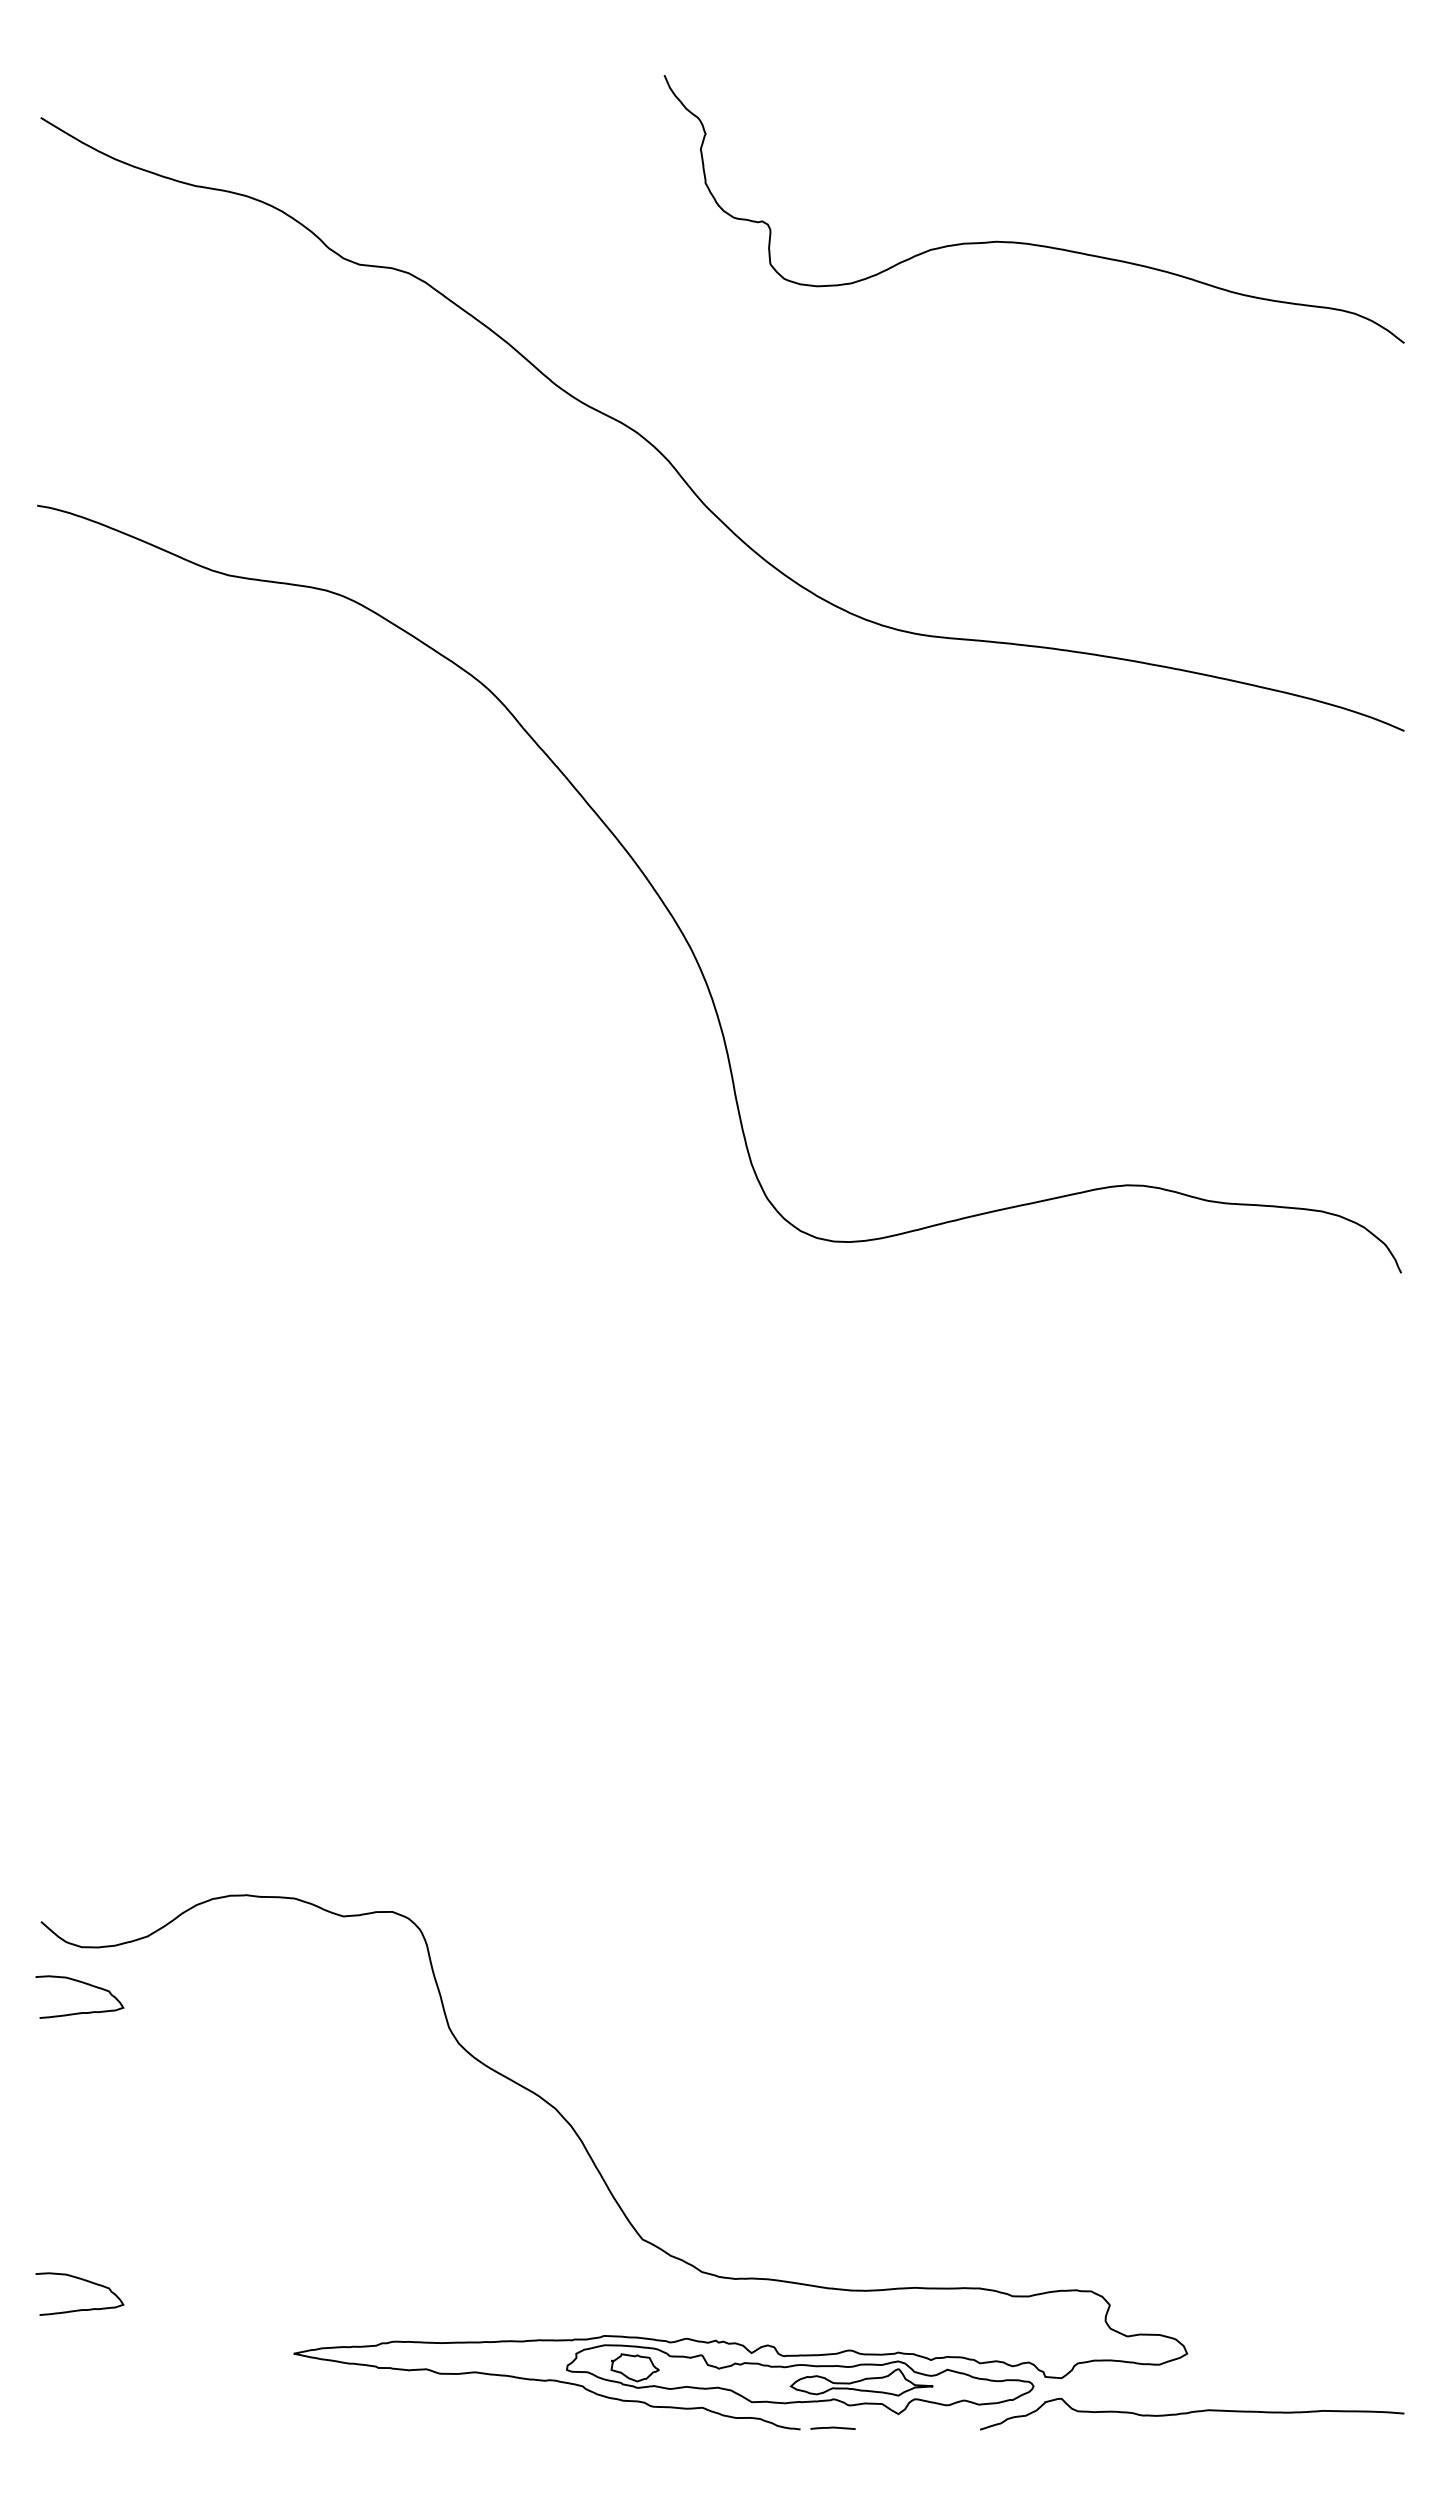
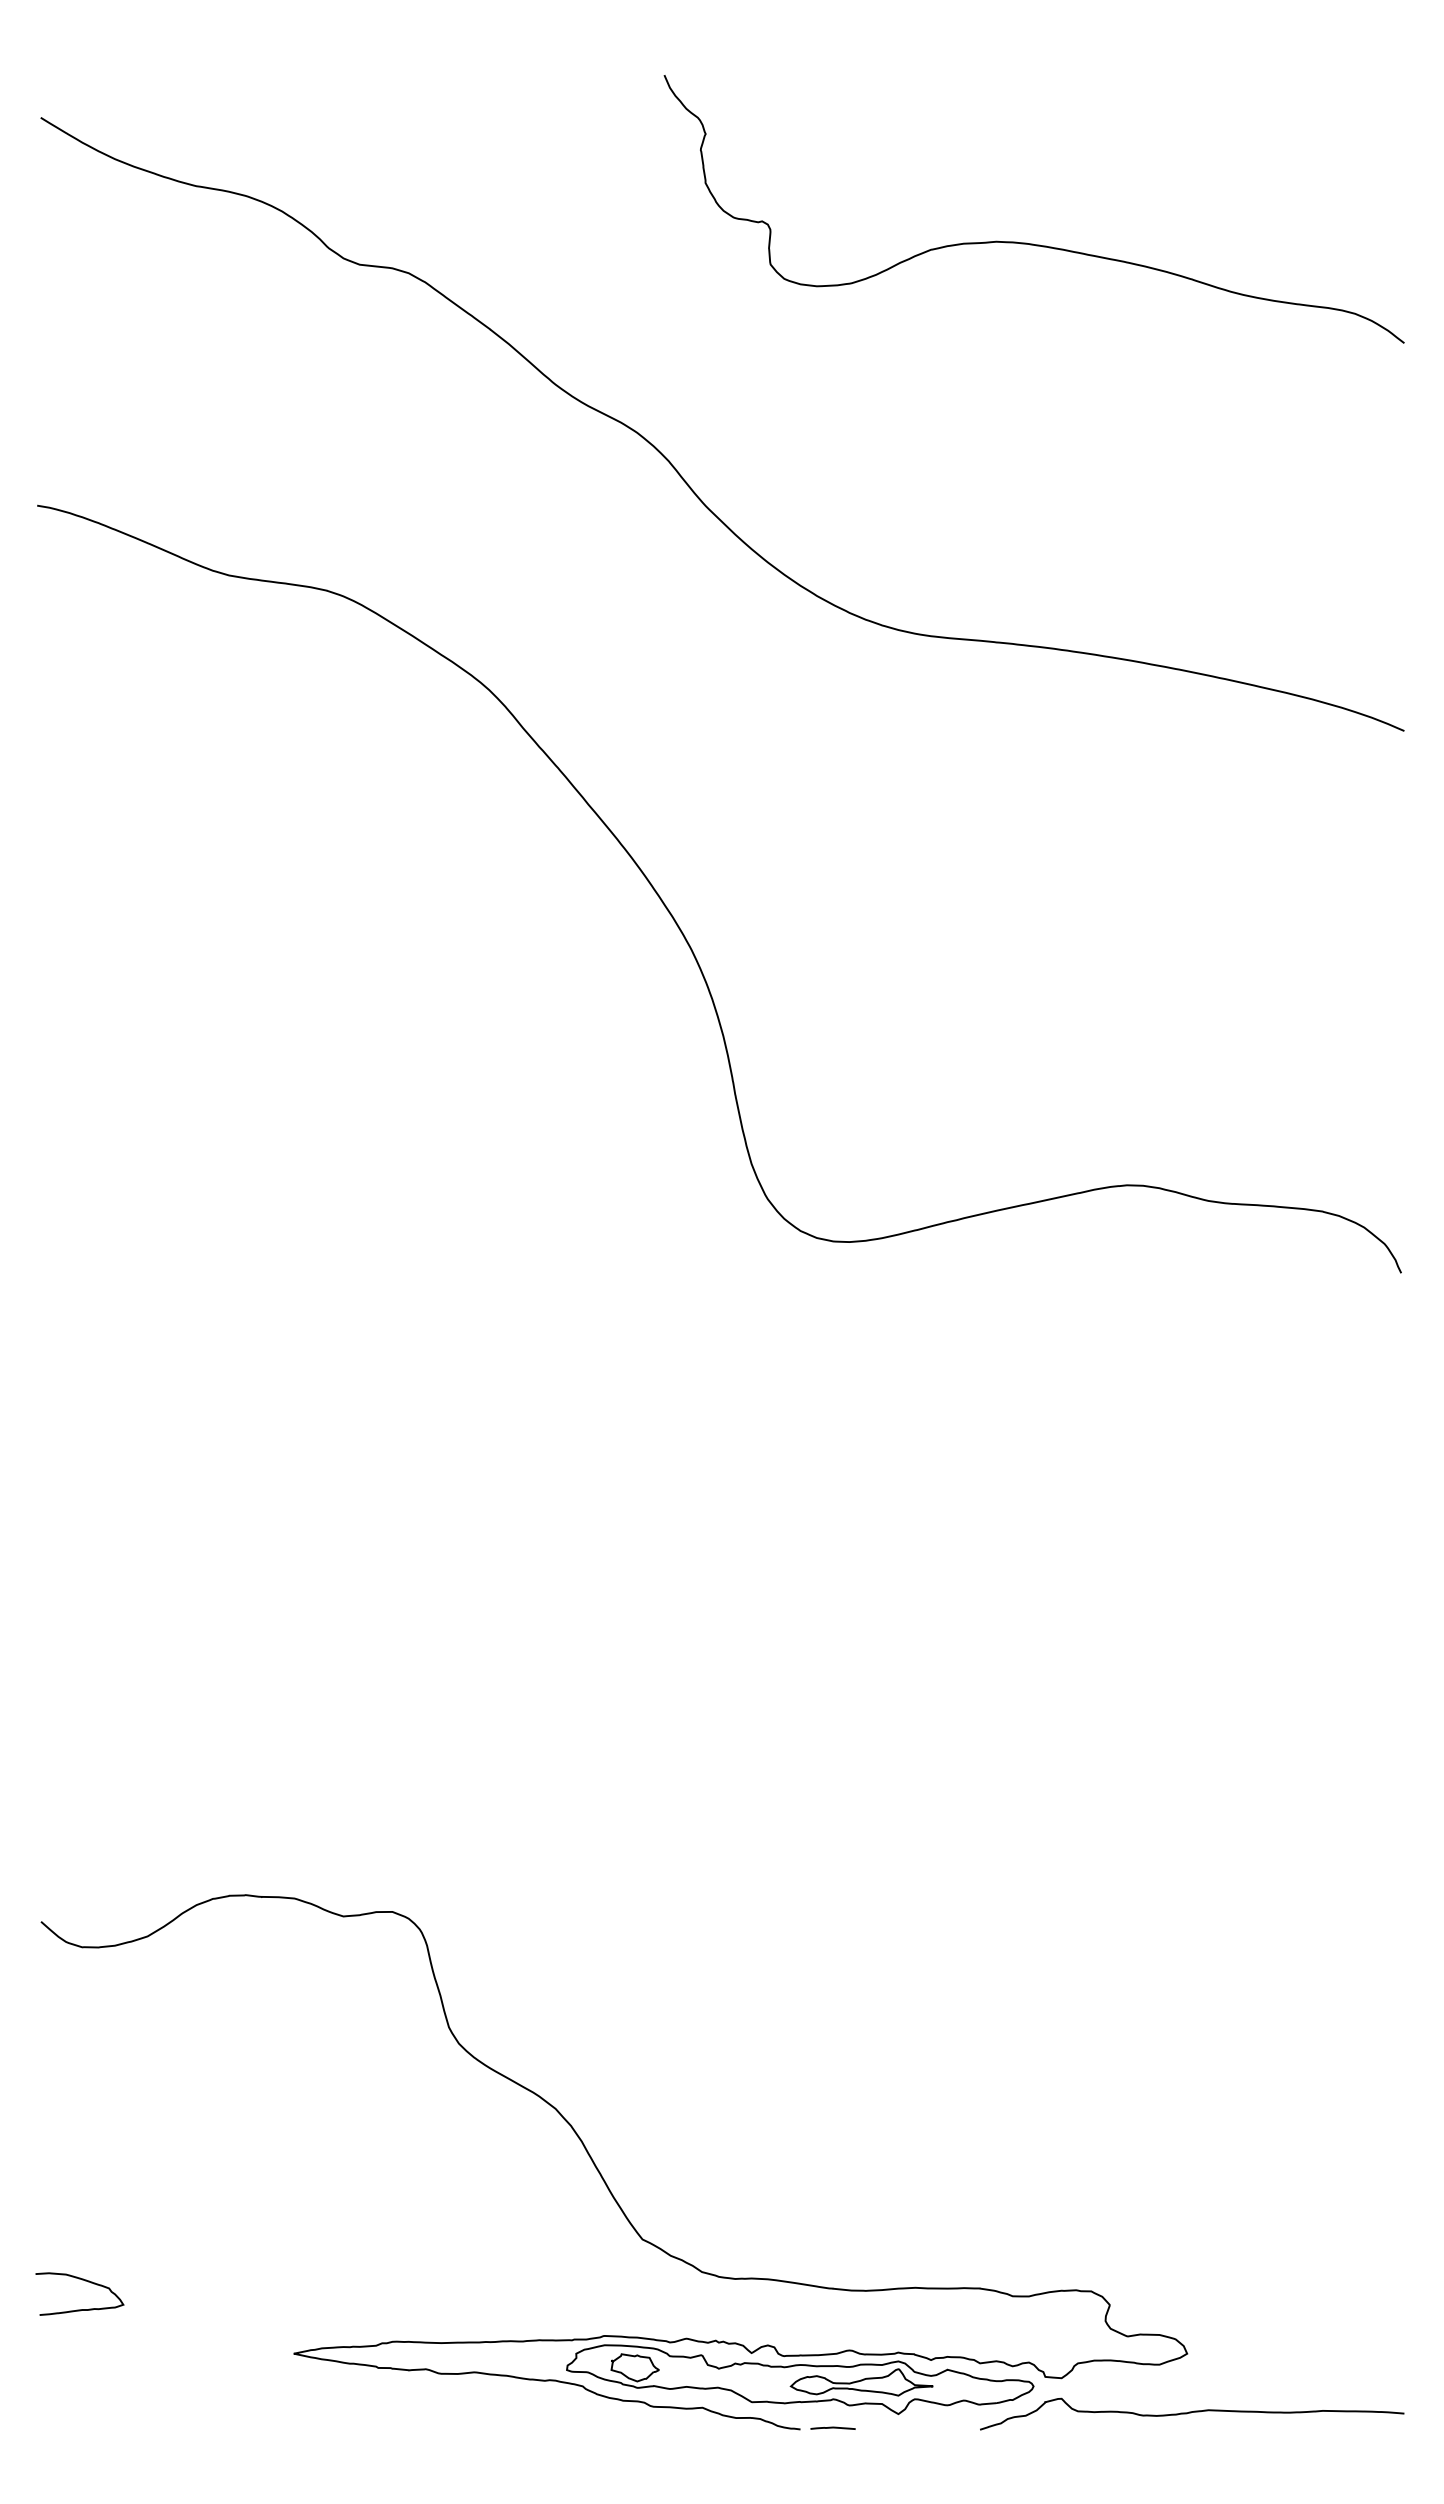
curve: present -> none (82, 1983)
